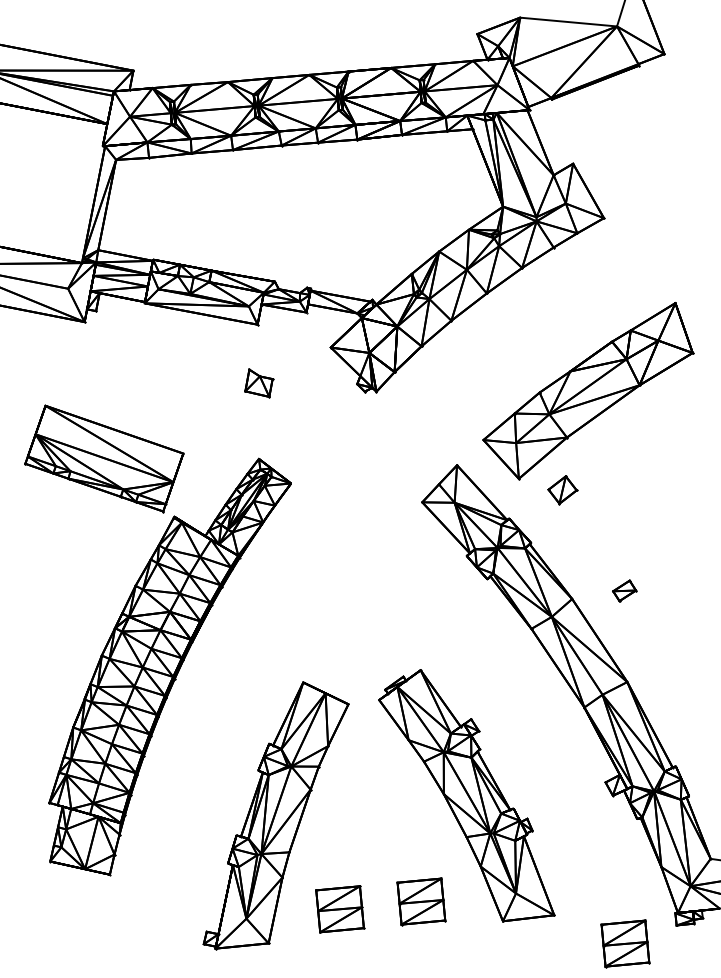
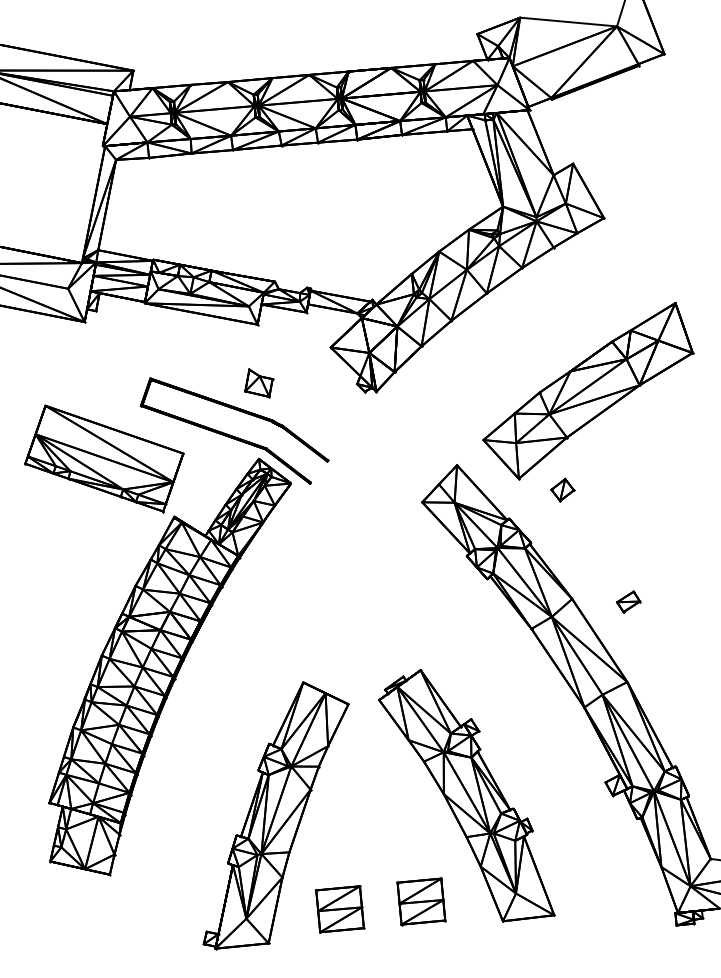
part: none -> present (234, 430)
part size: 32x31 px -> 26x26 px (562, 489)
part position: (624, 590) -> (628, 601) (628, 601)
part: present -> none (625, 943)
